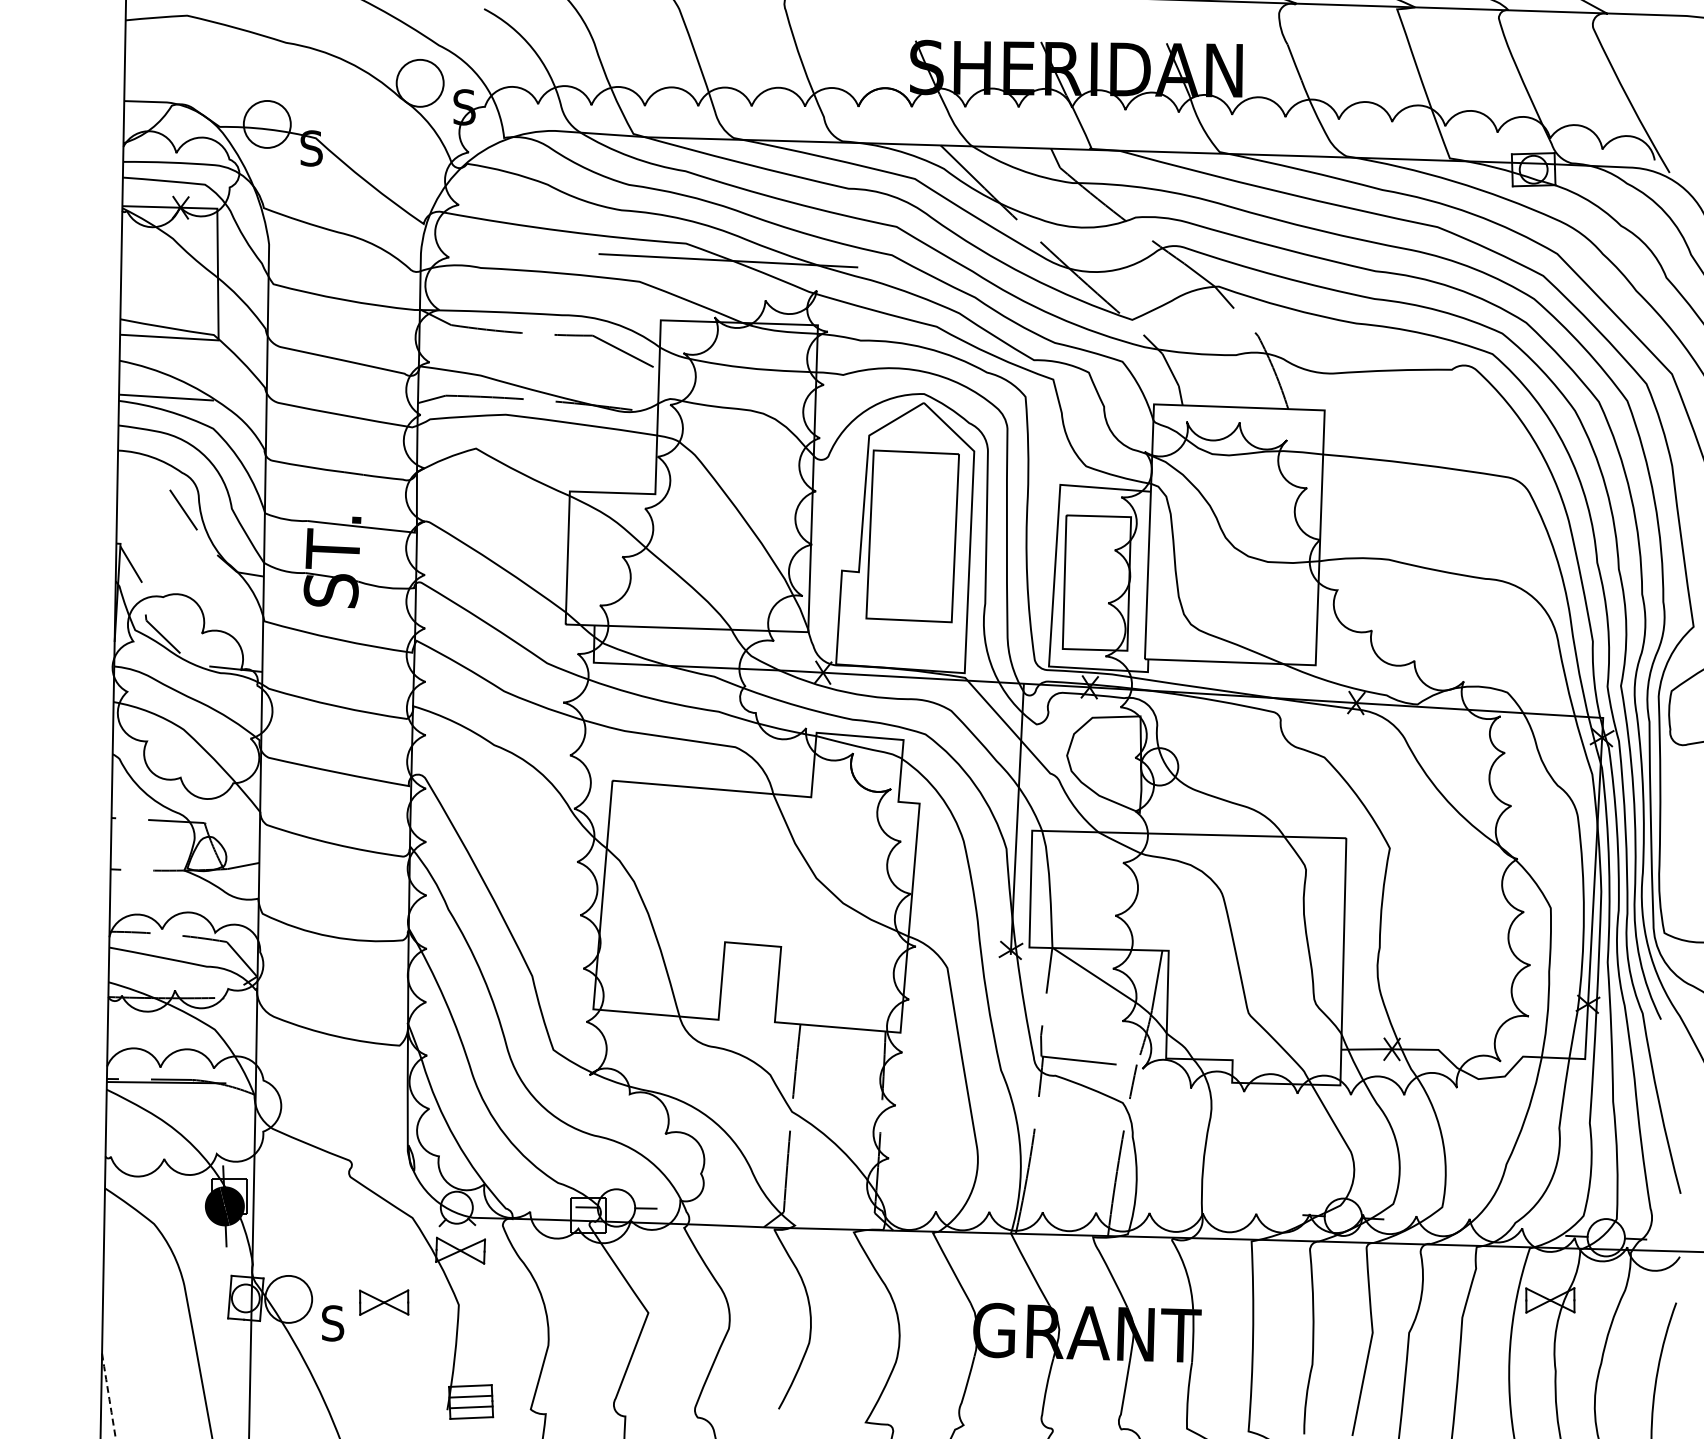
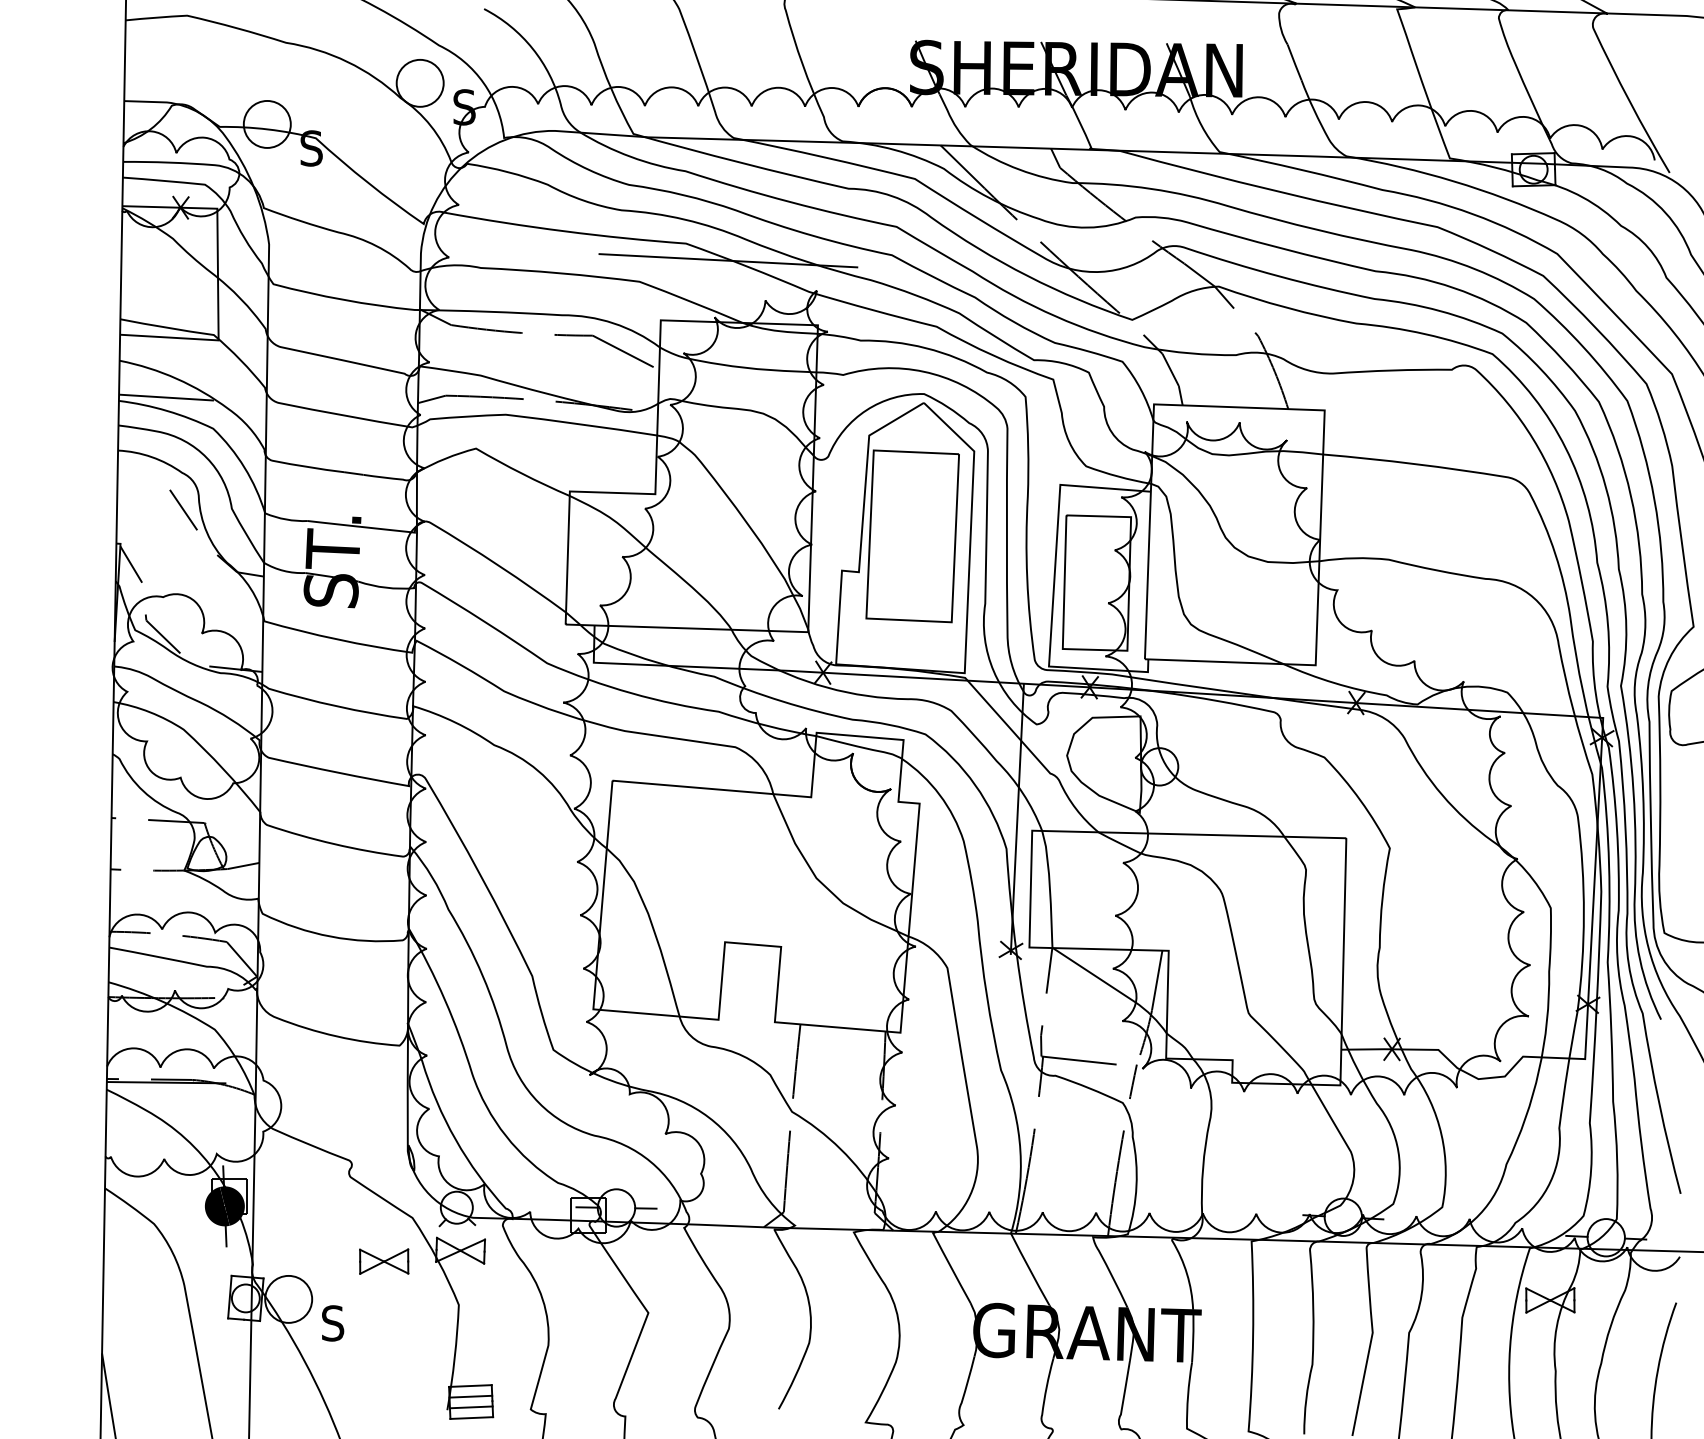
part position: (384, 1302) -> (384, 1261) (384, 1261)
line: dashed -> solid (108, 1396)
